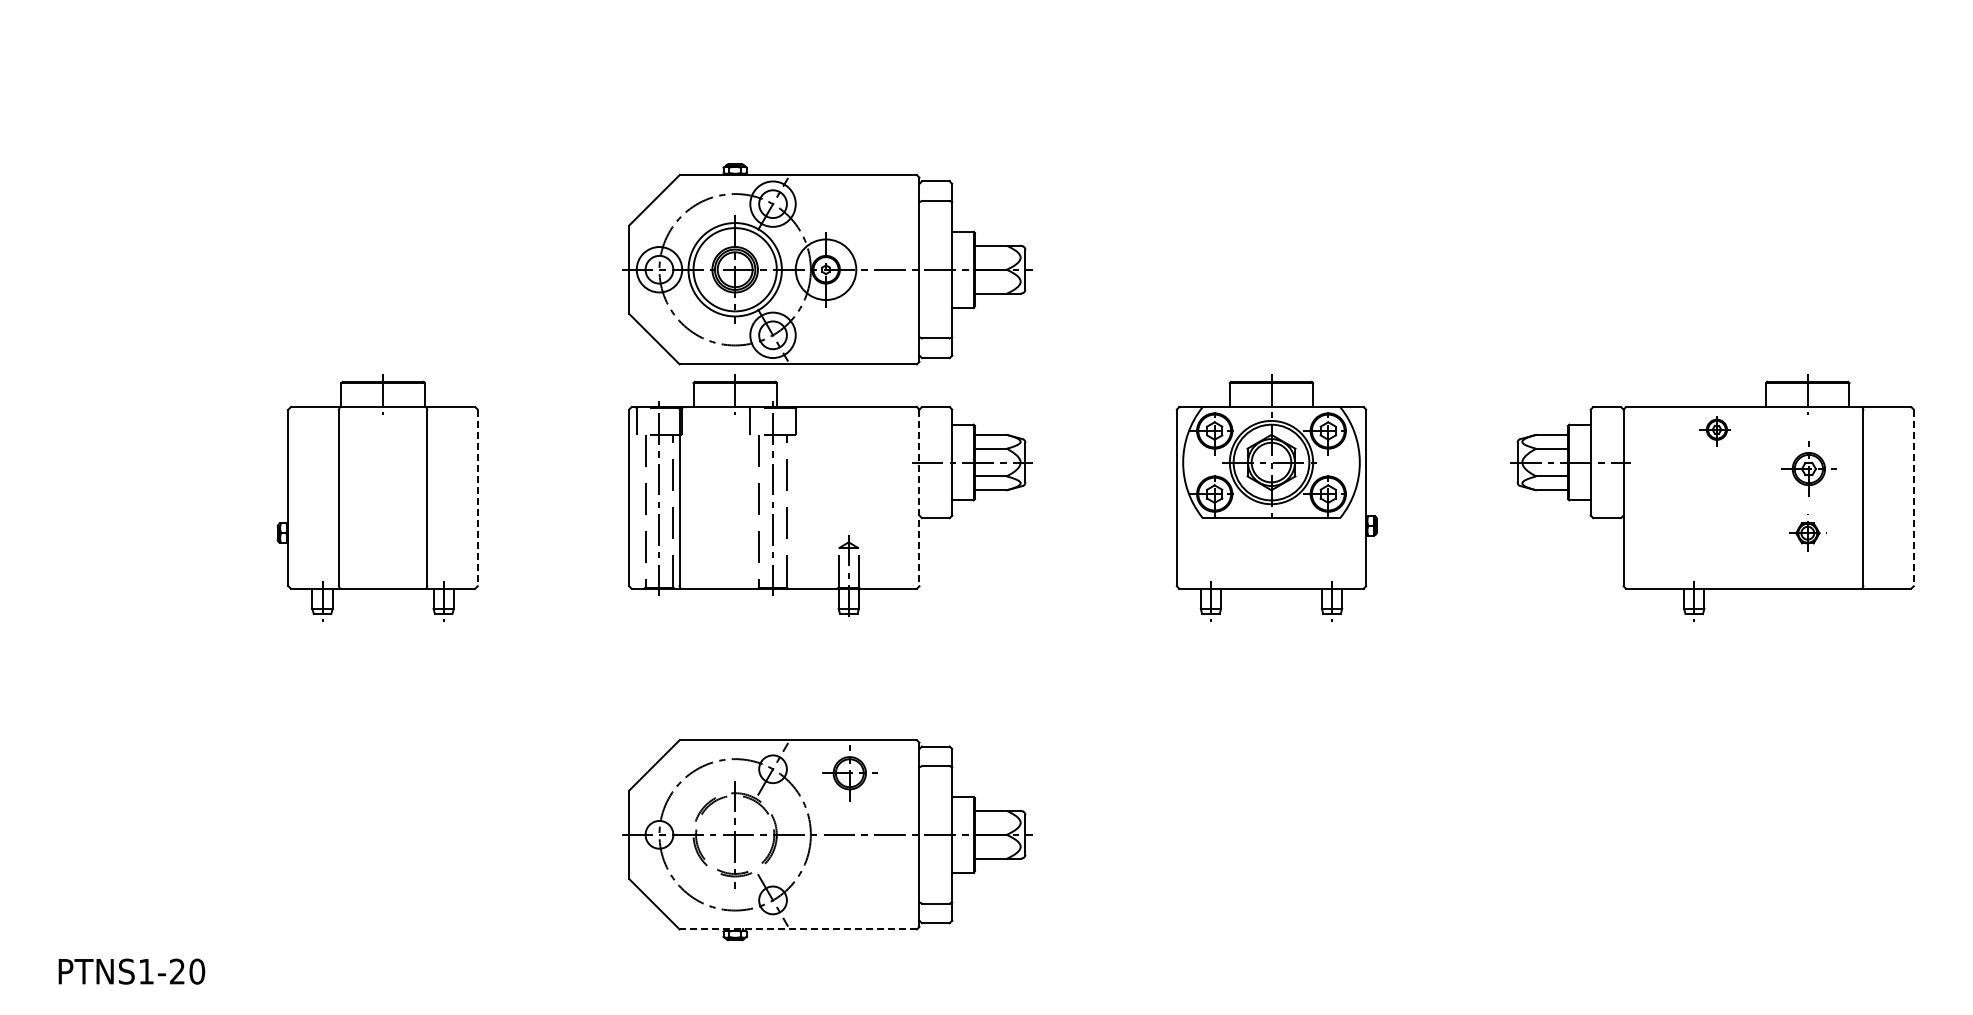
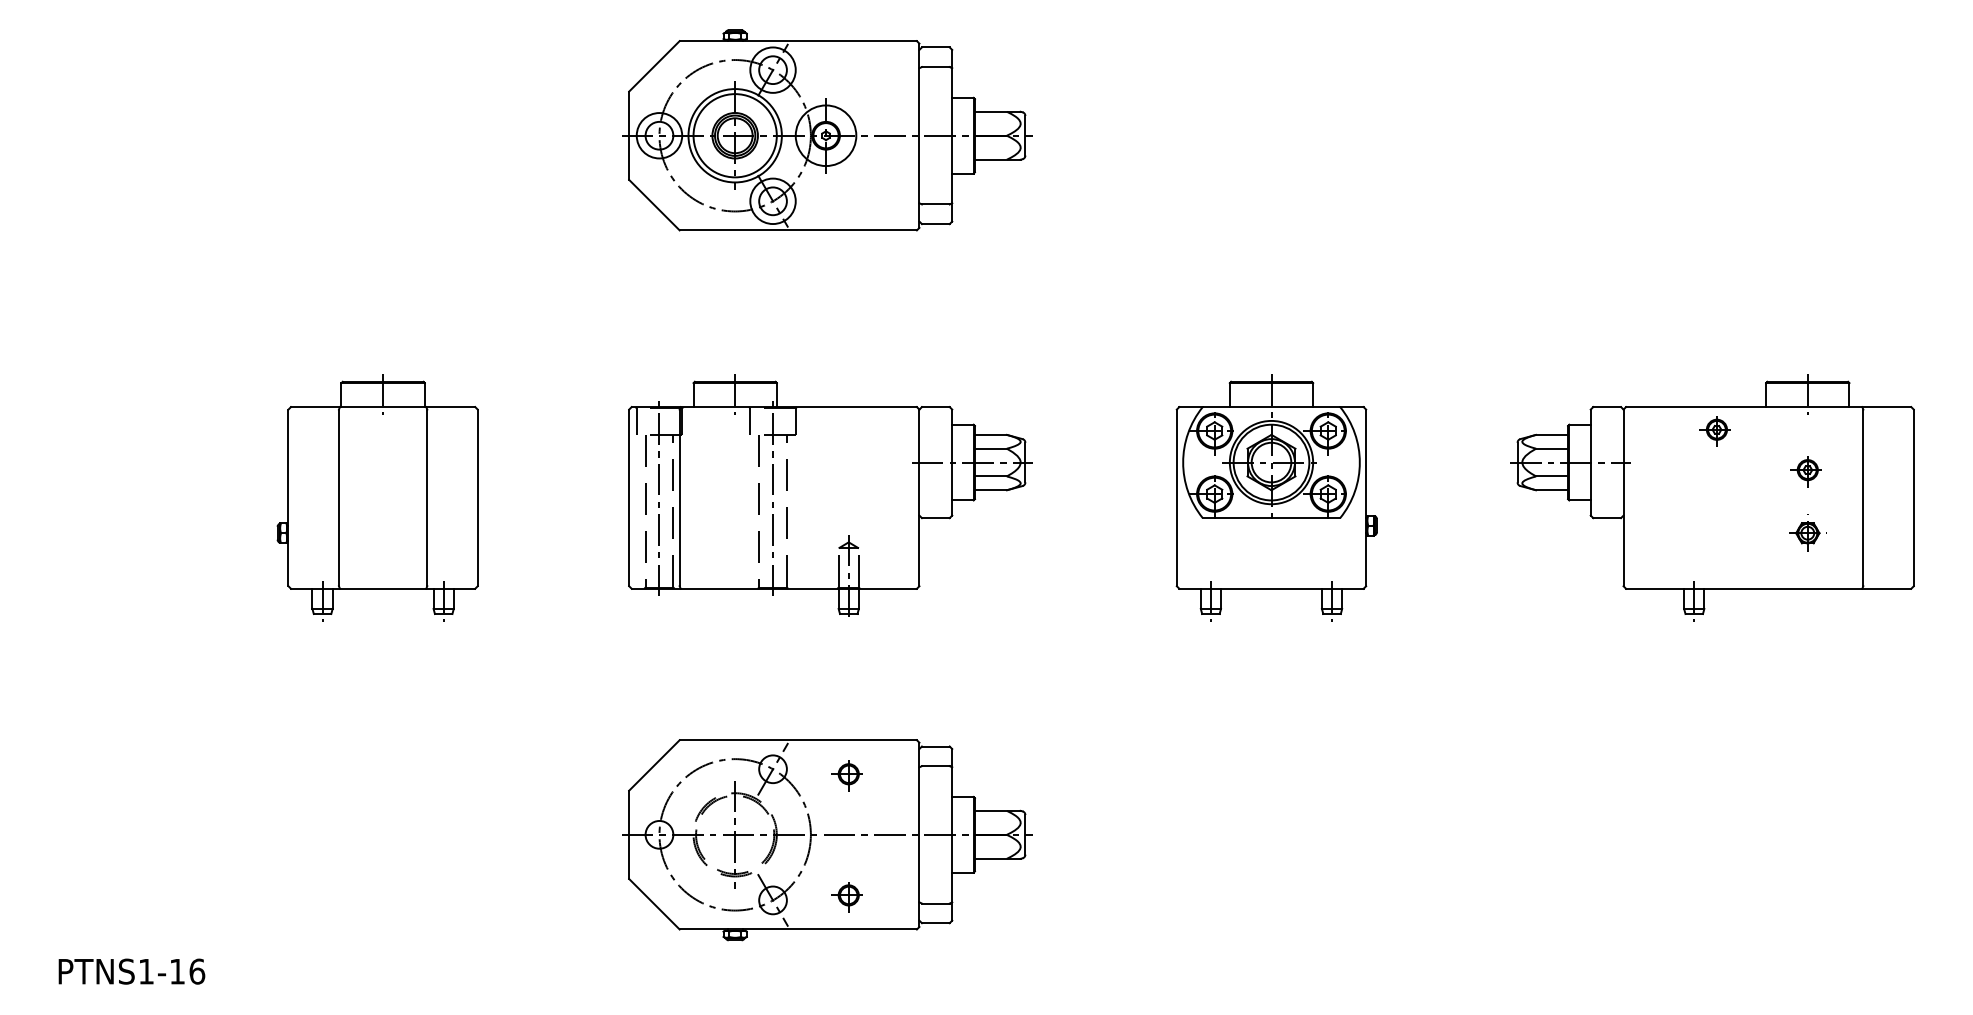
part position: (827, 264) -> (827, 130) (827, 130)
part size: 56x56 px -> 32x32 px (1805, 471)
line: dashed -> solid (477, 498)
line: dashed -> solid (919, 498)
line: dashed -> solid (1913, 498)
part size: 56x57 px -> 32x32 px (846, 775)
part: none -> present (846, 897)
line: dashed -> solid (798, 929)
text: PTNS1-20 -> PTNS1-16 (187, 971)
